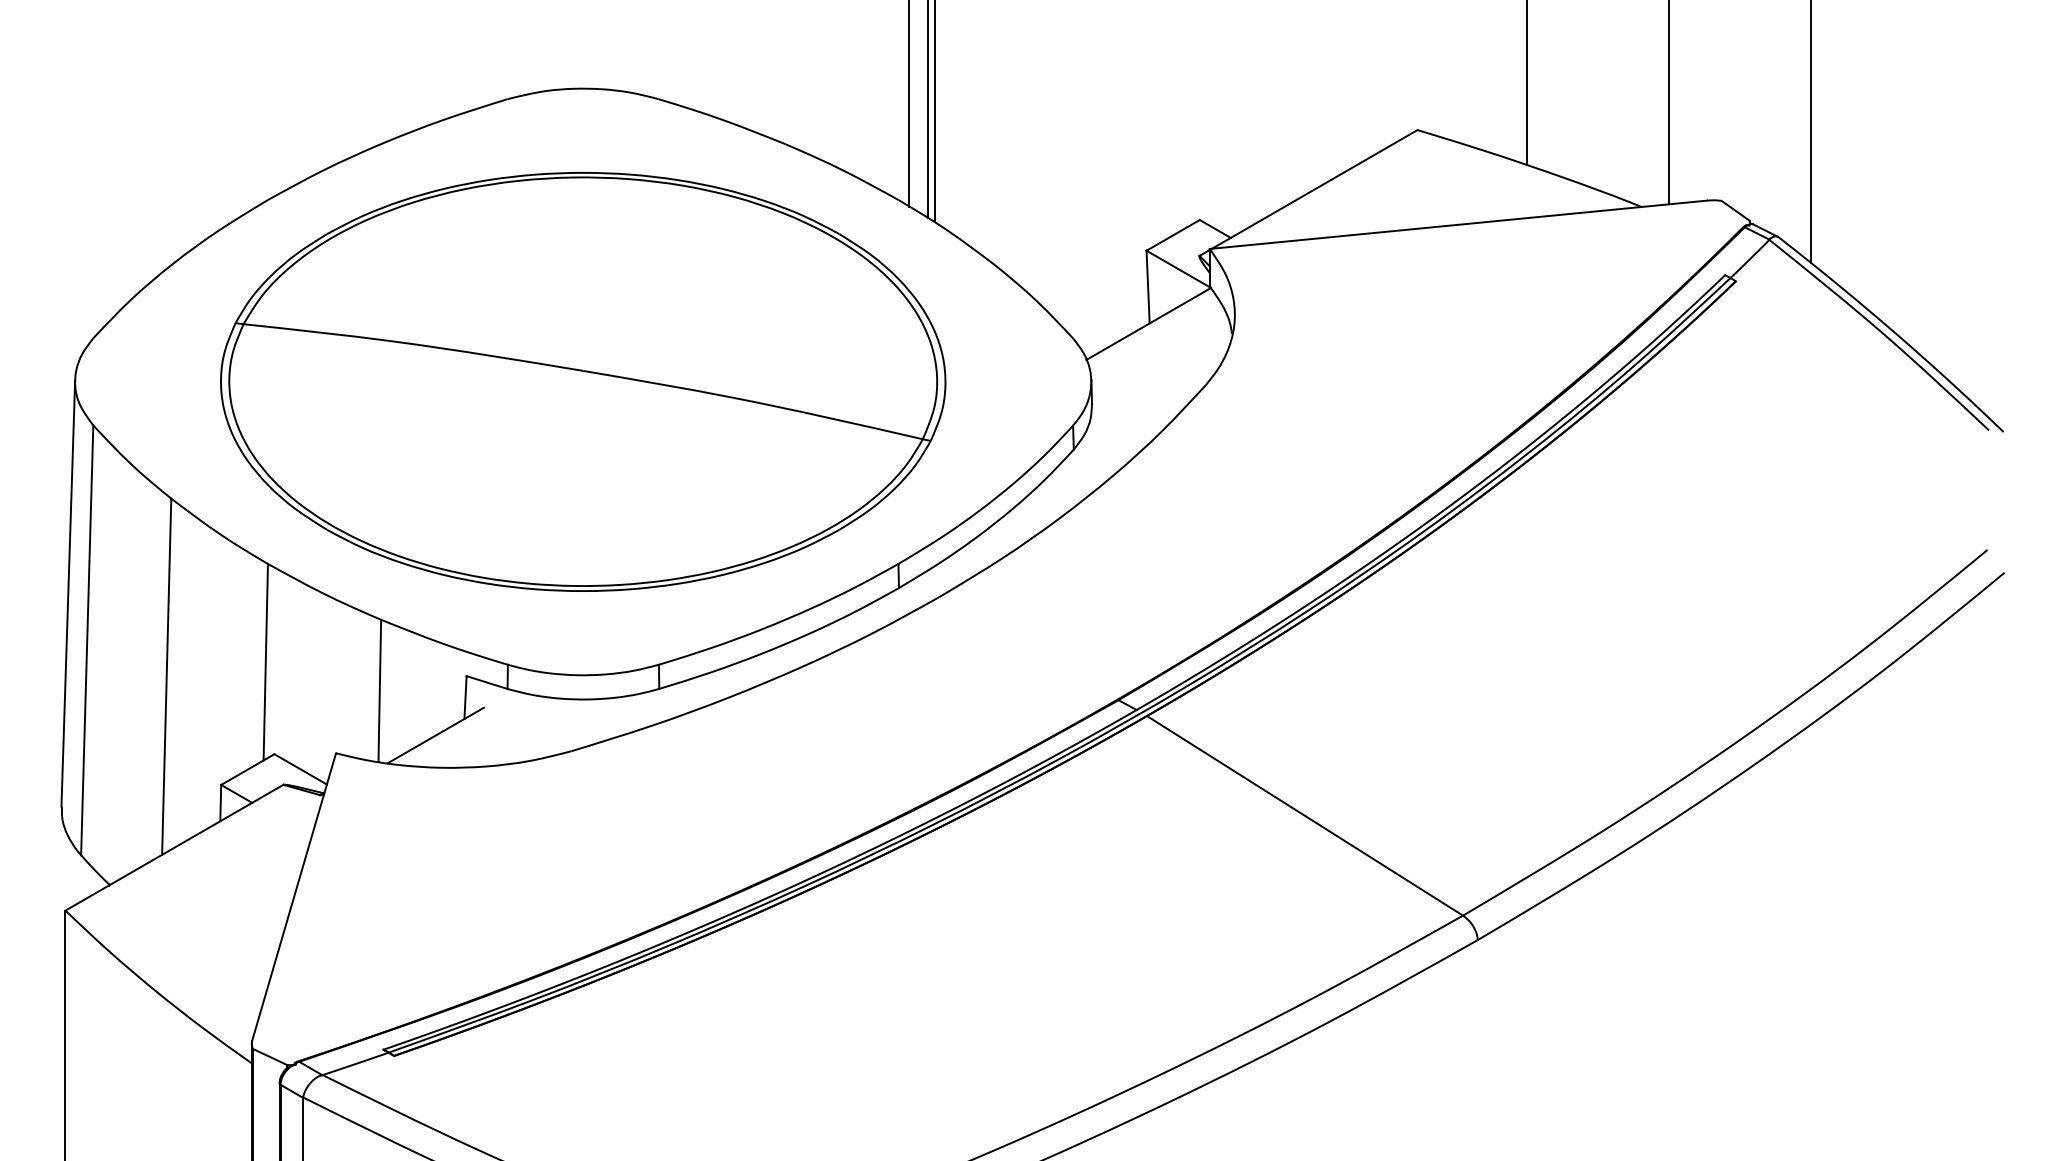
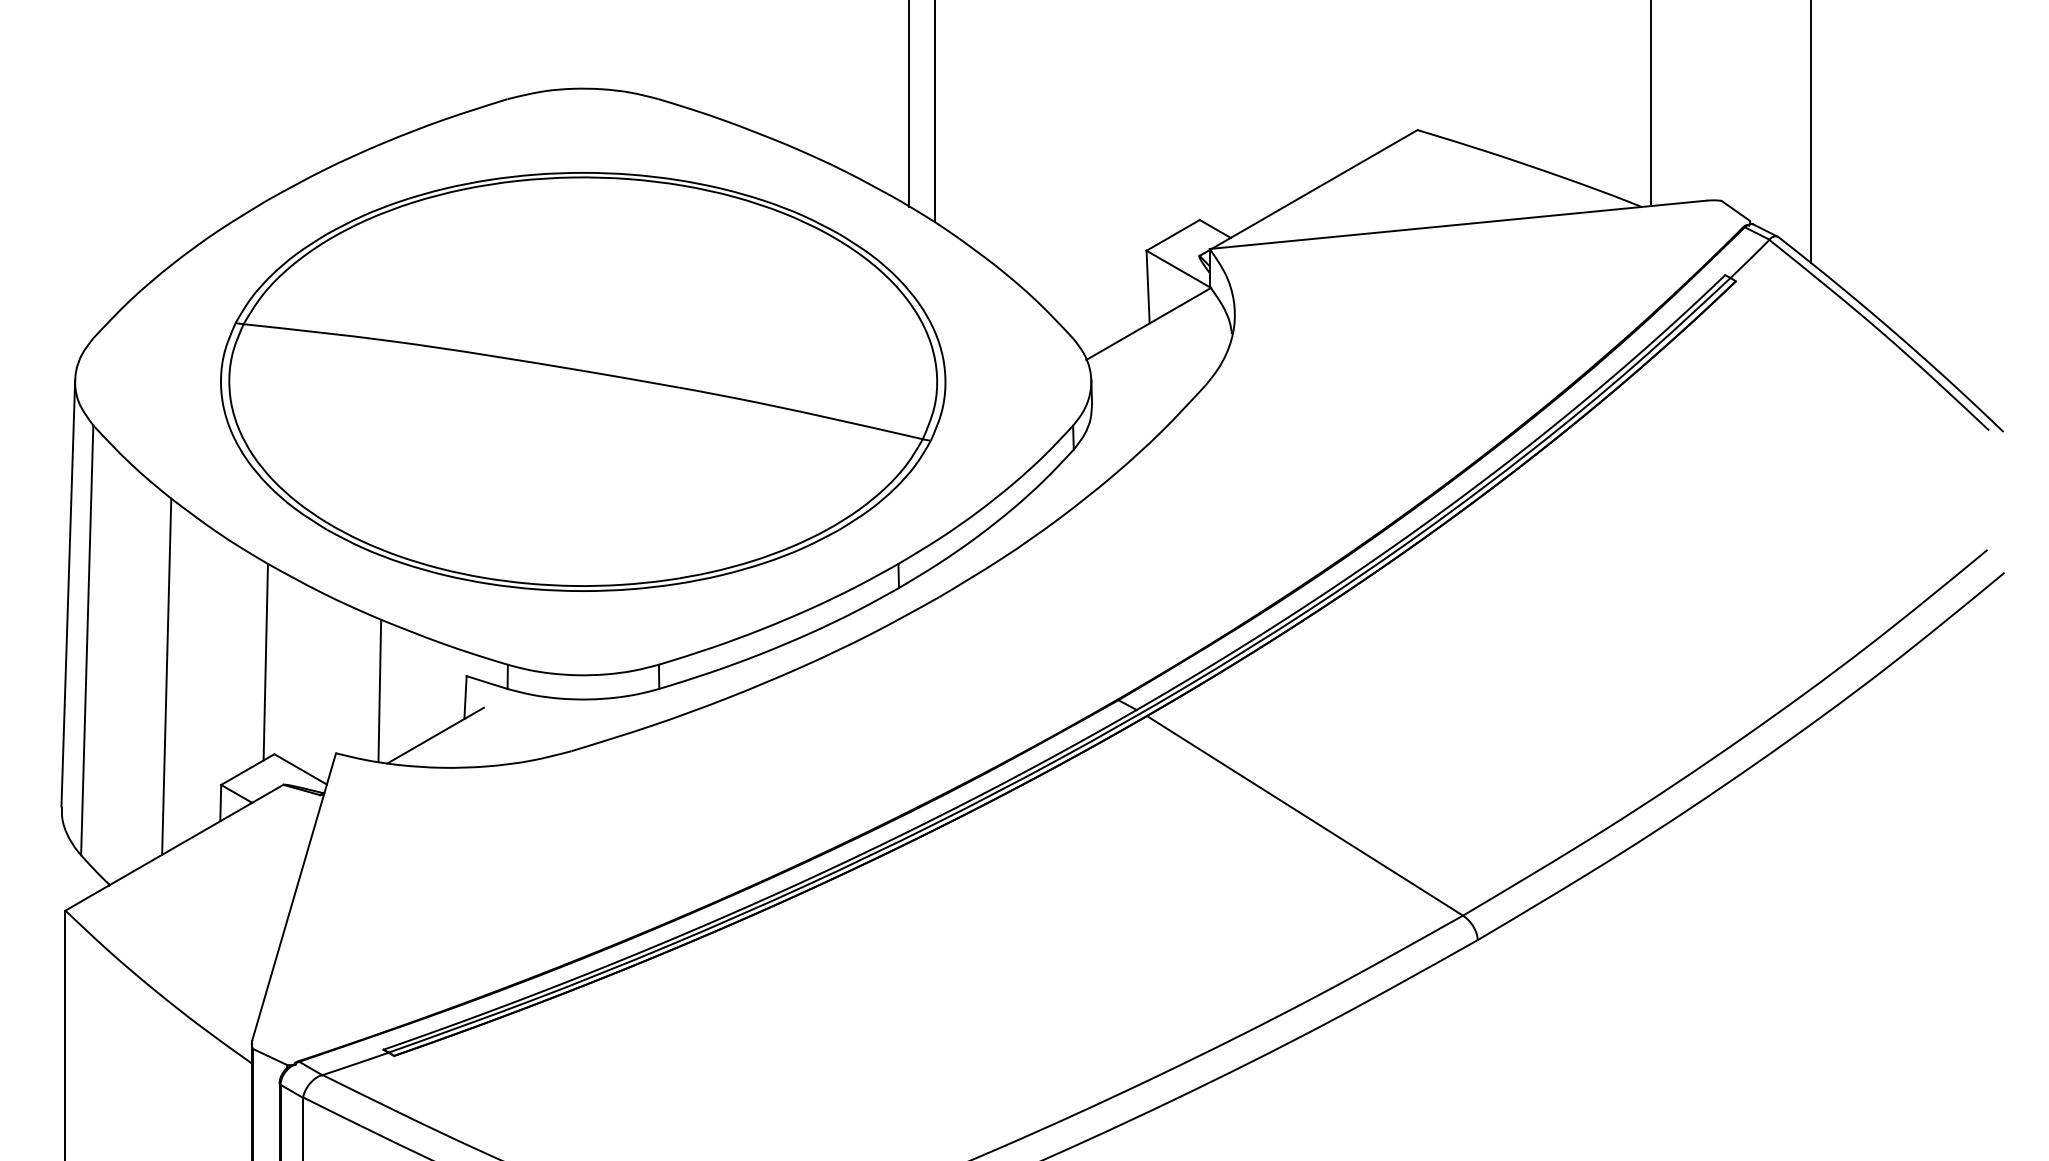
line: present -> none (1527, 83)
line position: (1669, 103) -> (1651, 103) (1651, 103)
line: present -> none (927, 109)
